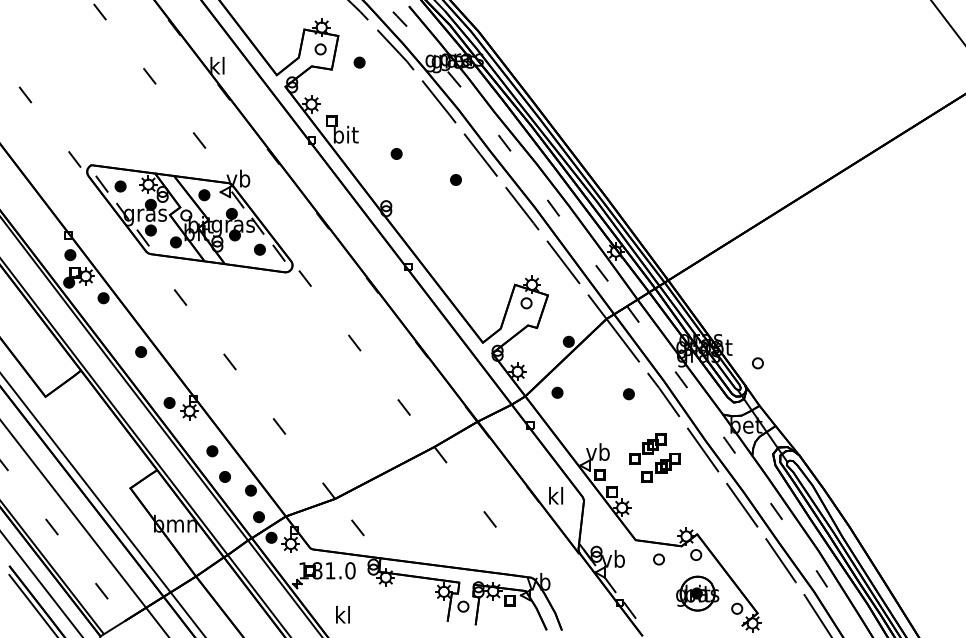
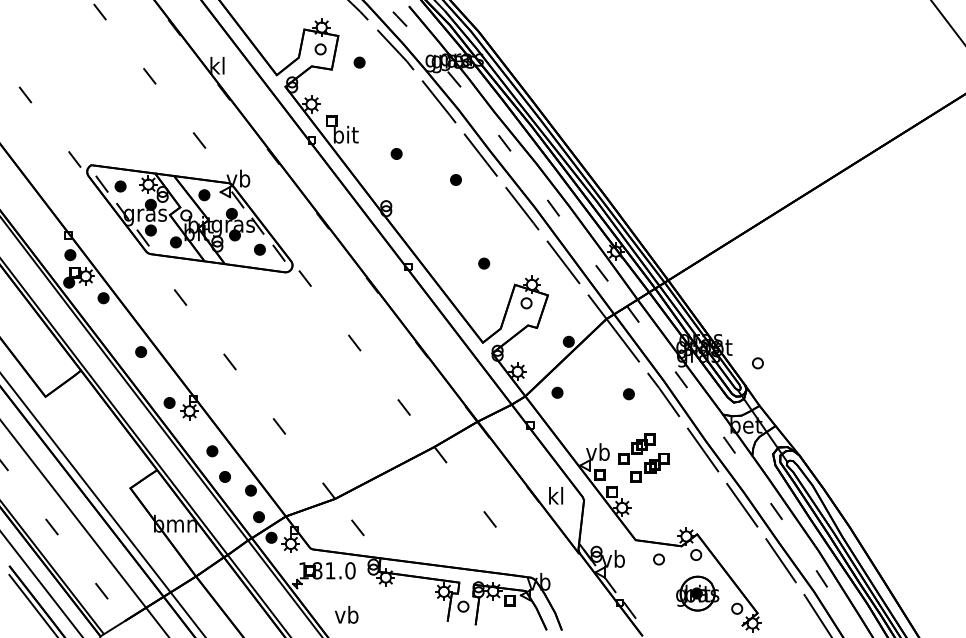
part: none -> present (484, 263)
part position: (654, 457) -> (643, 457) (643, 457)
text: kl -> vb (346, 614)
